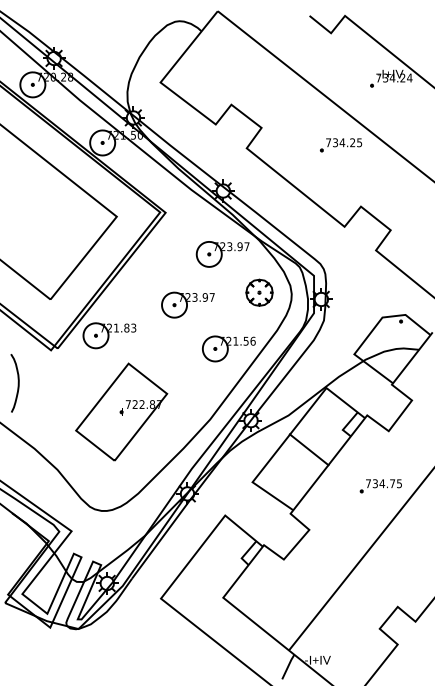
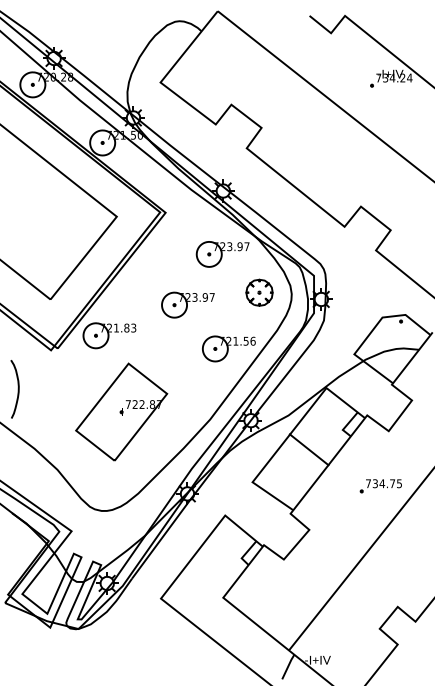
part: present -> none (341, 145)
curve position: (17, 383) -> (17, 389) (17, 389)
